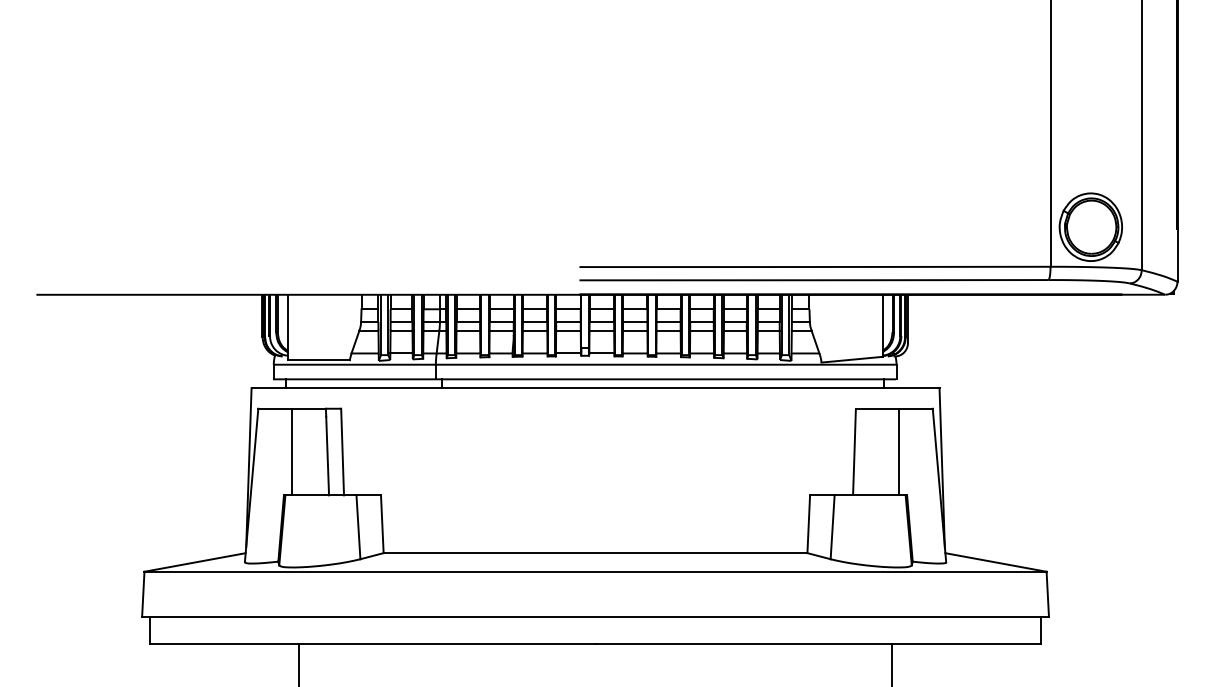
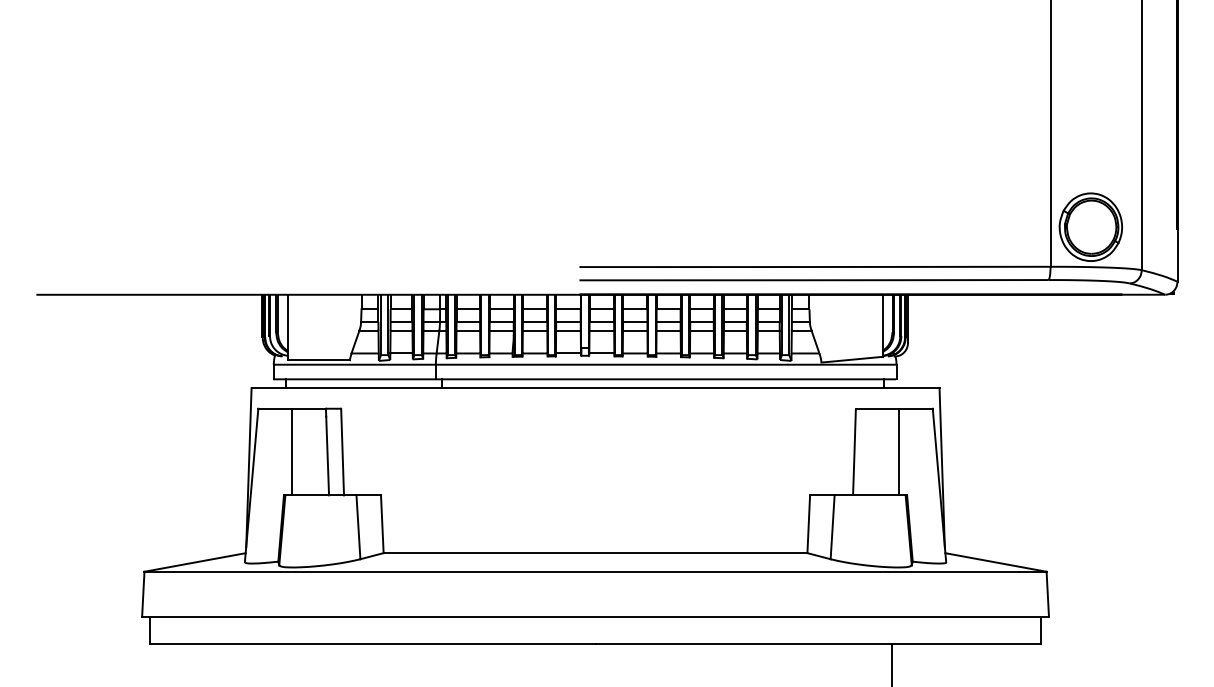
line: present -> none (299, 663)
